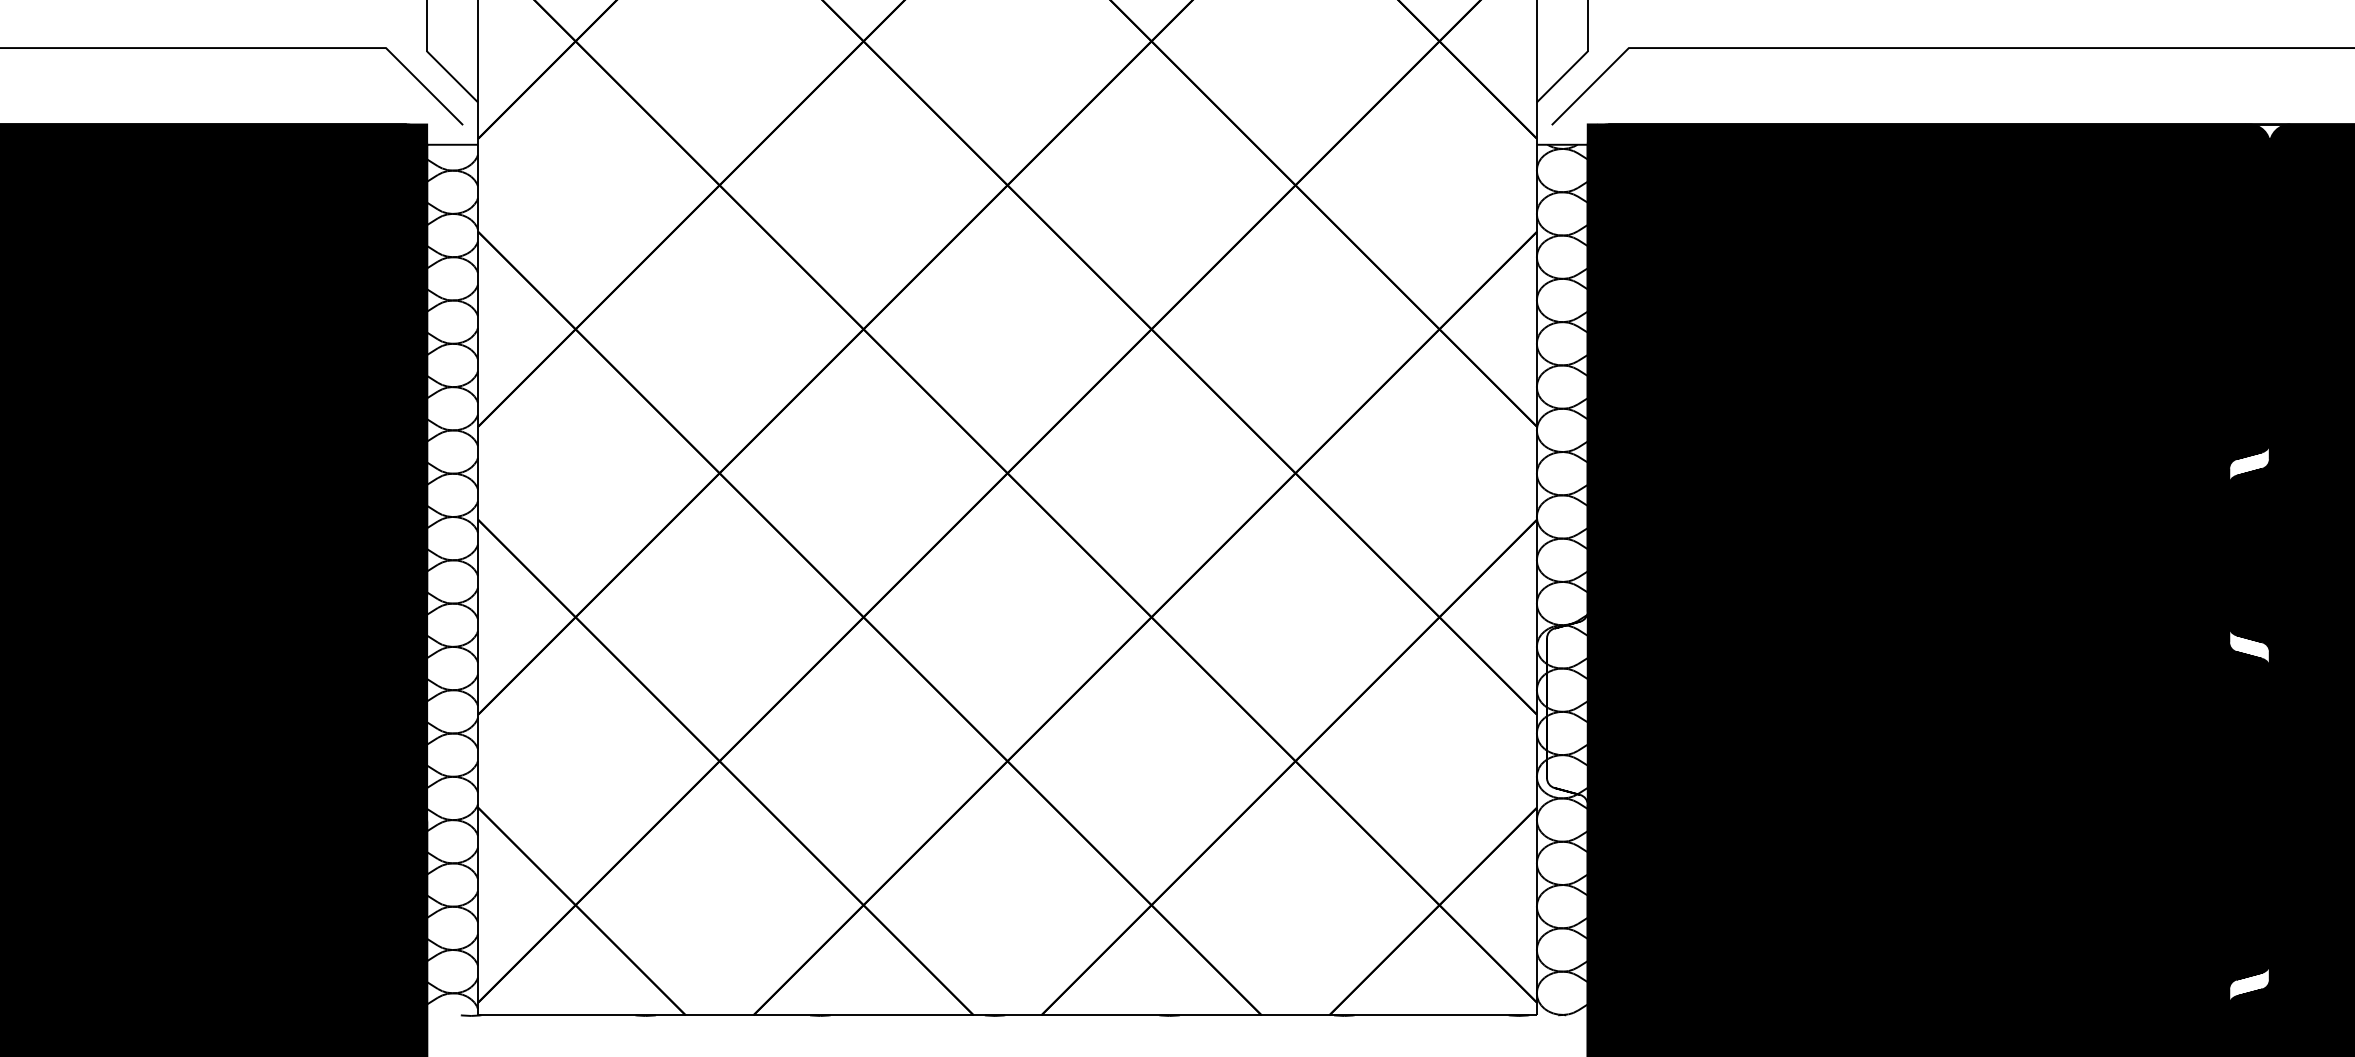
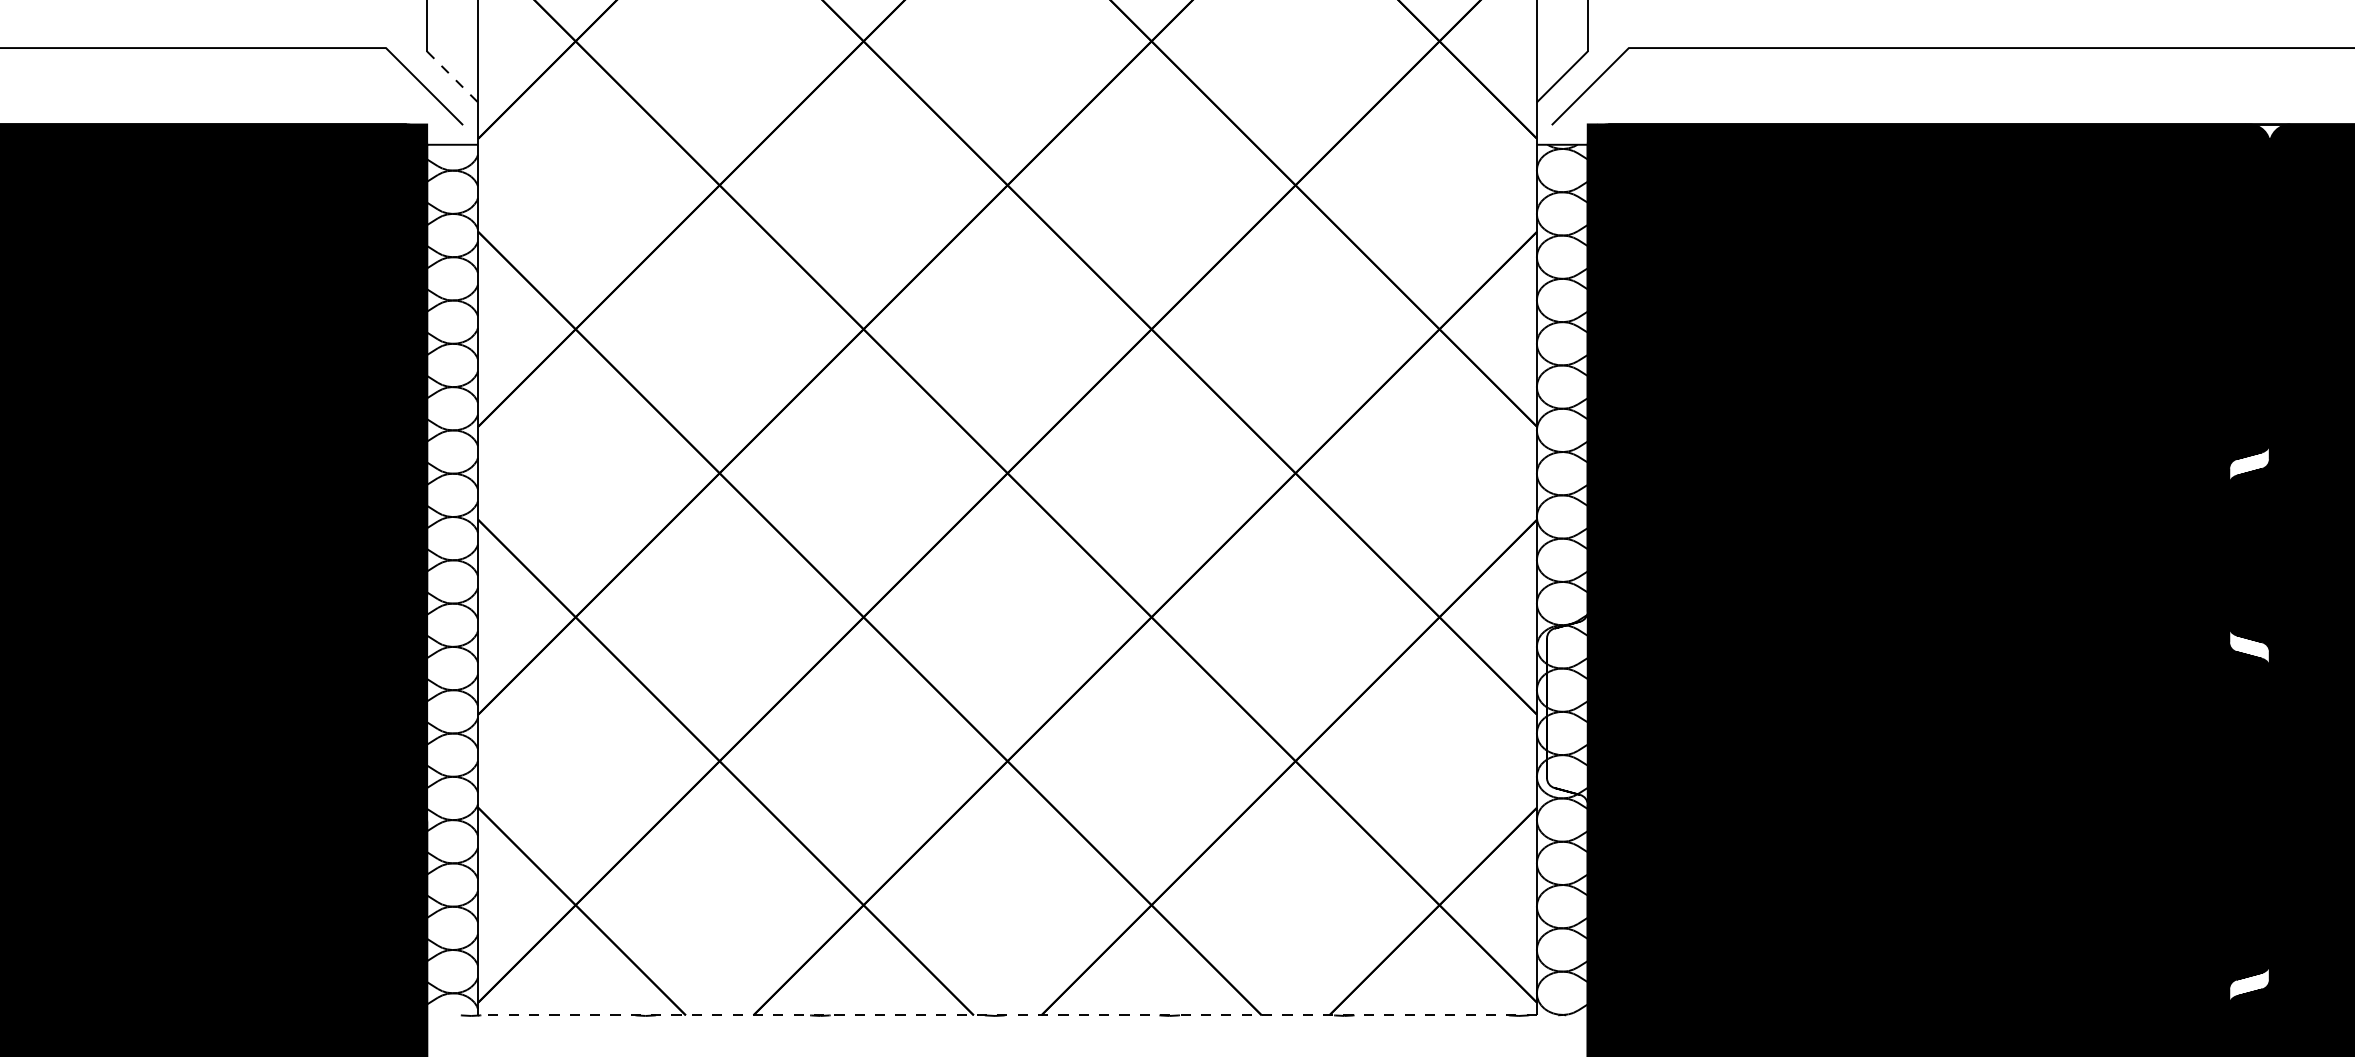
line: solid -> dashed (452, 76)
line: solid -> dashed (1006, 1015)
